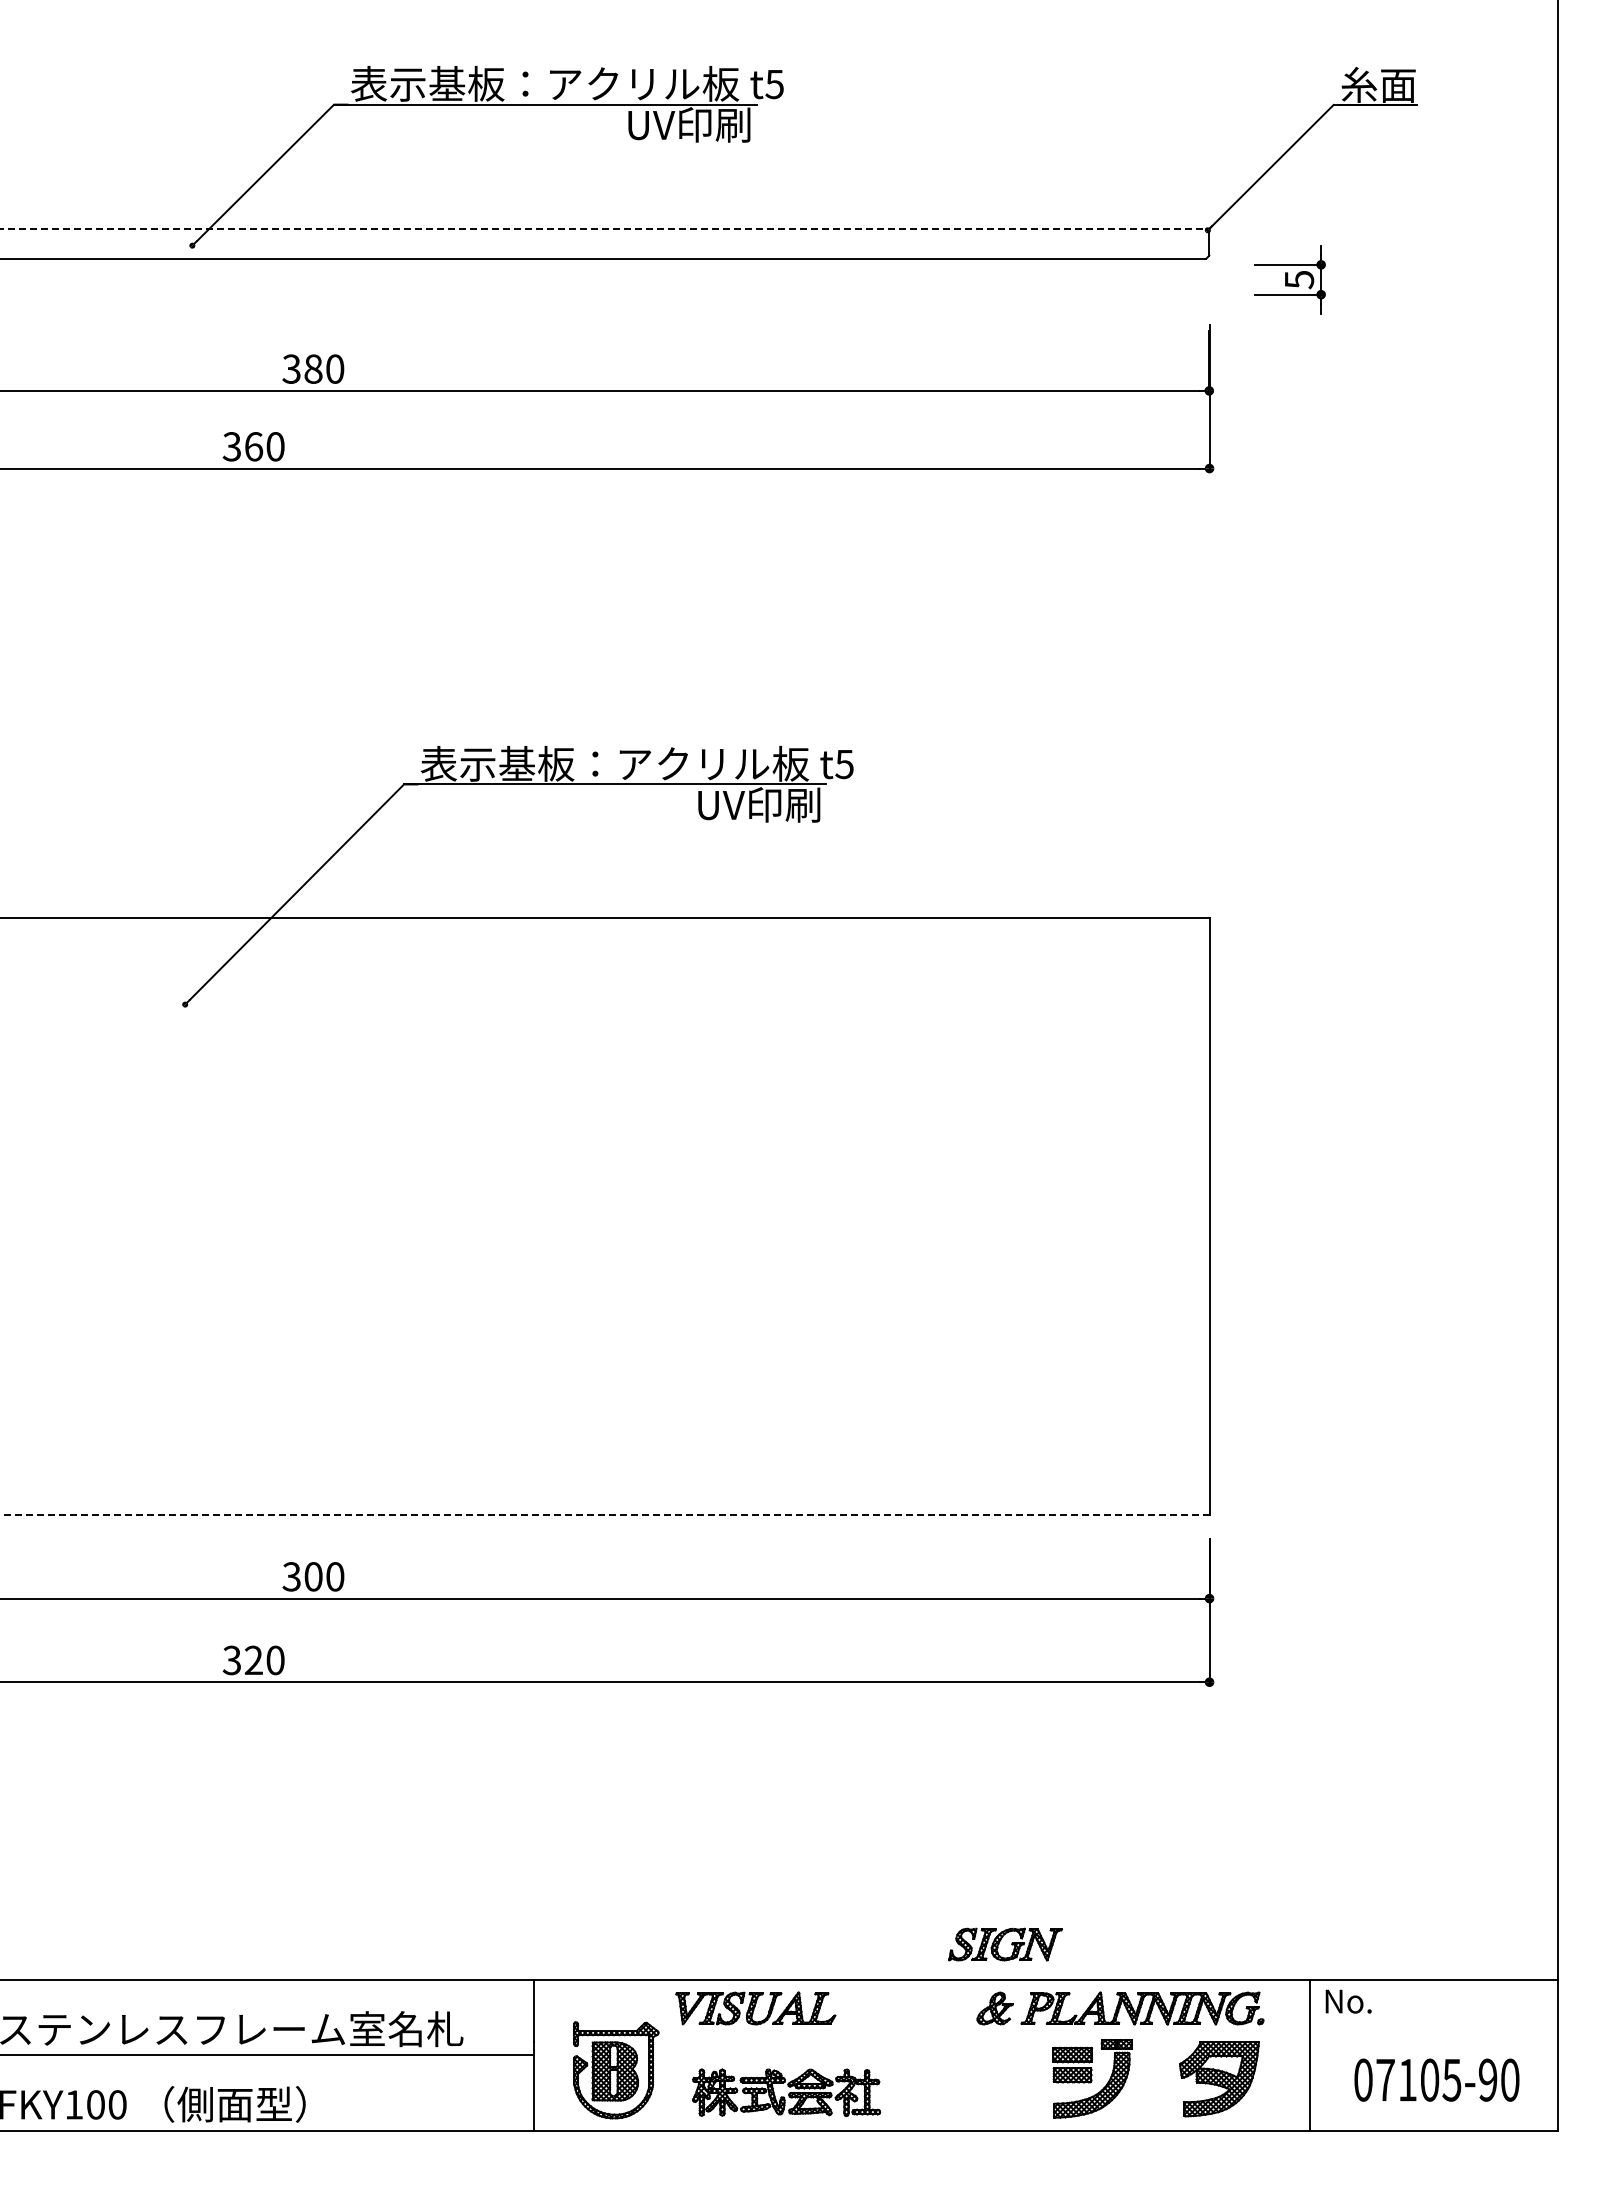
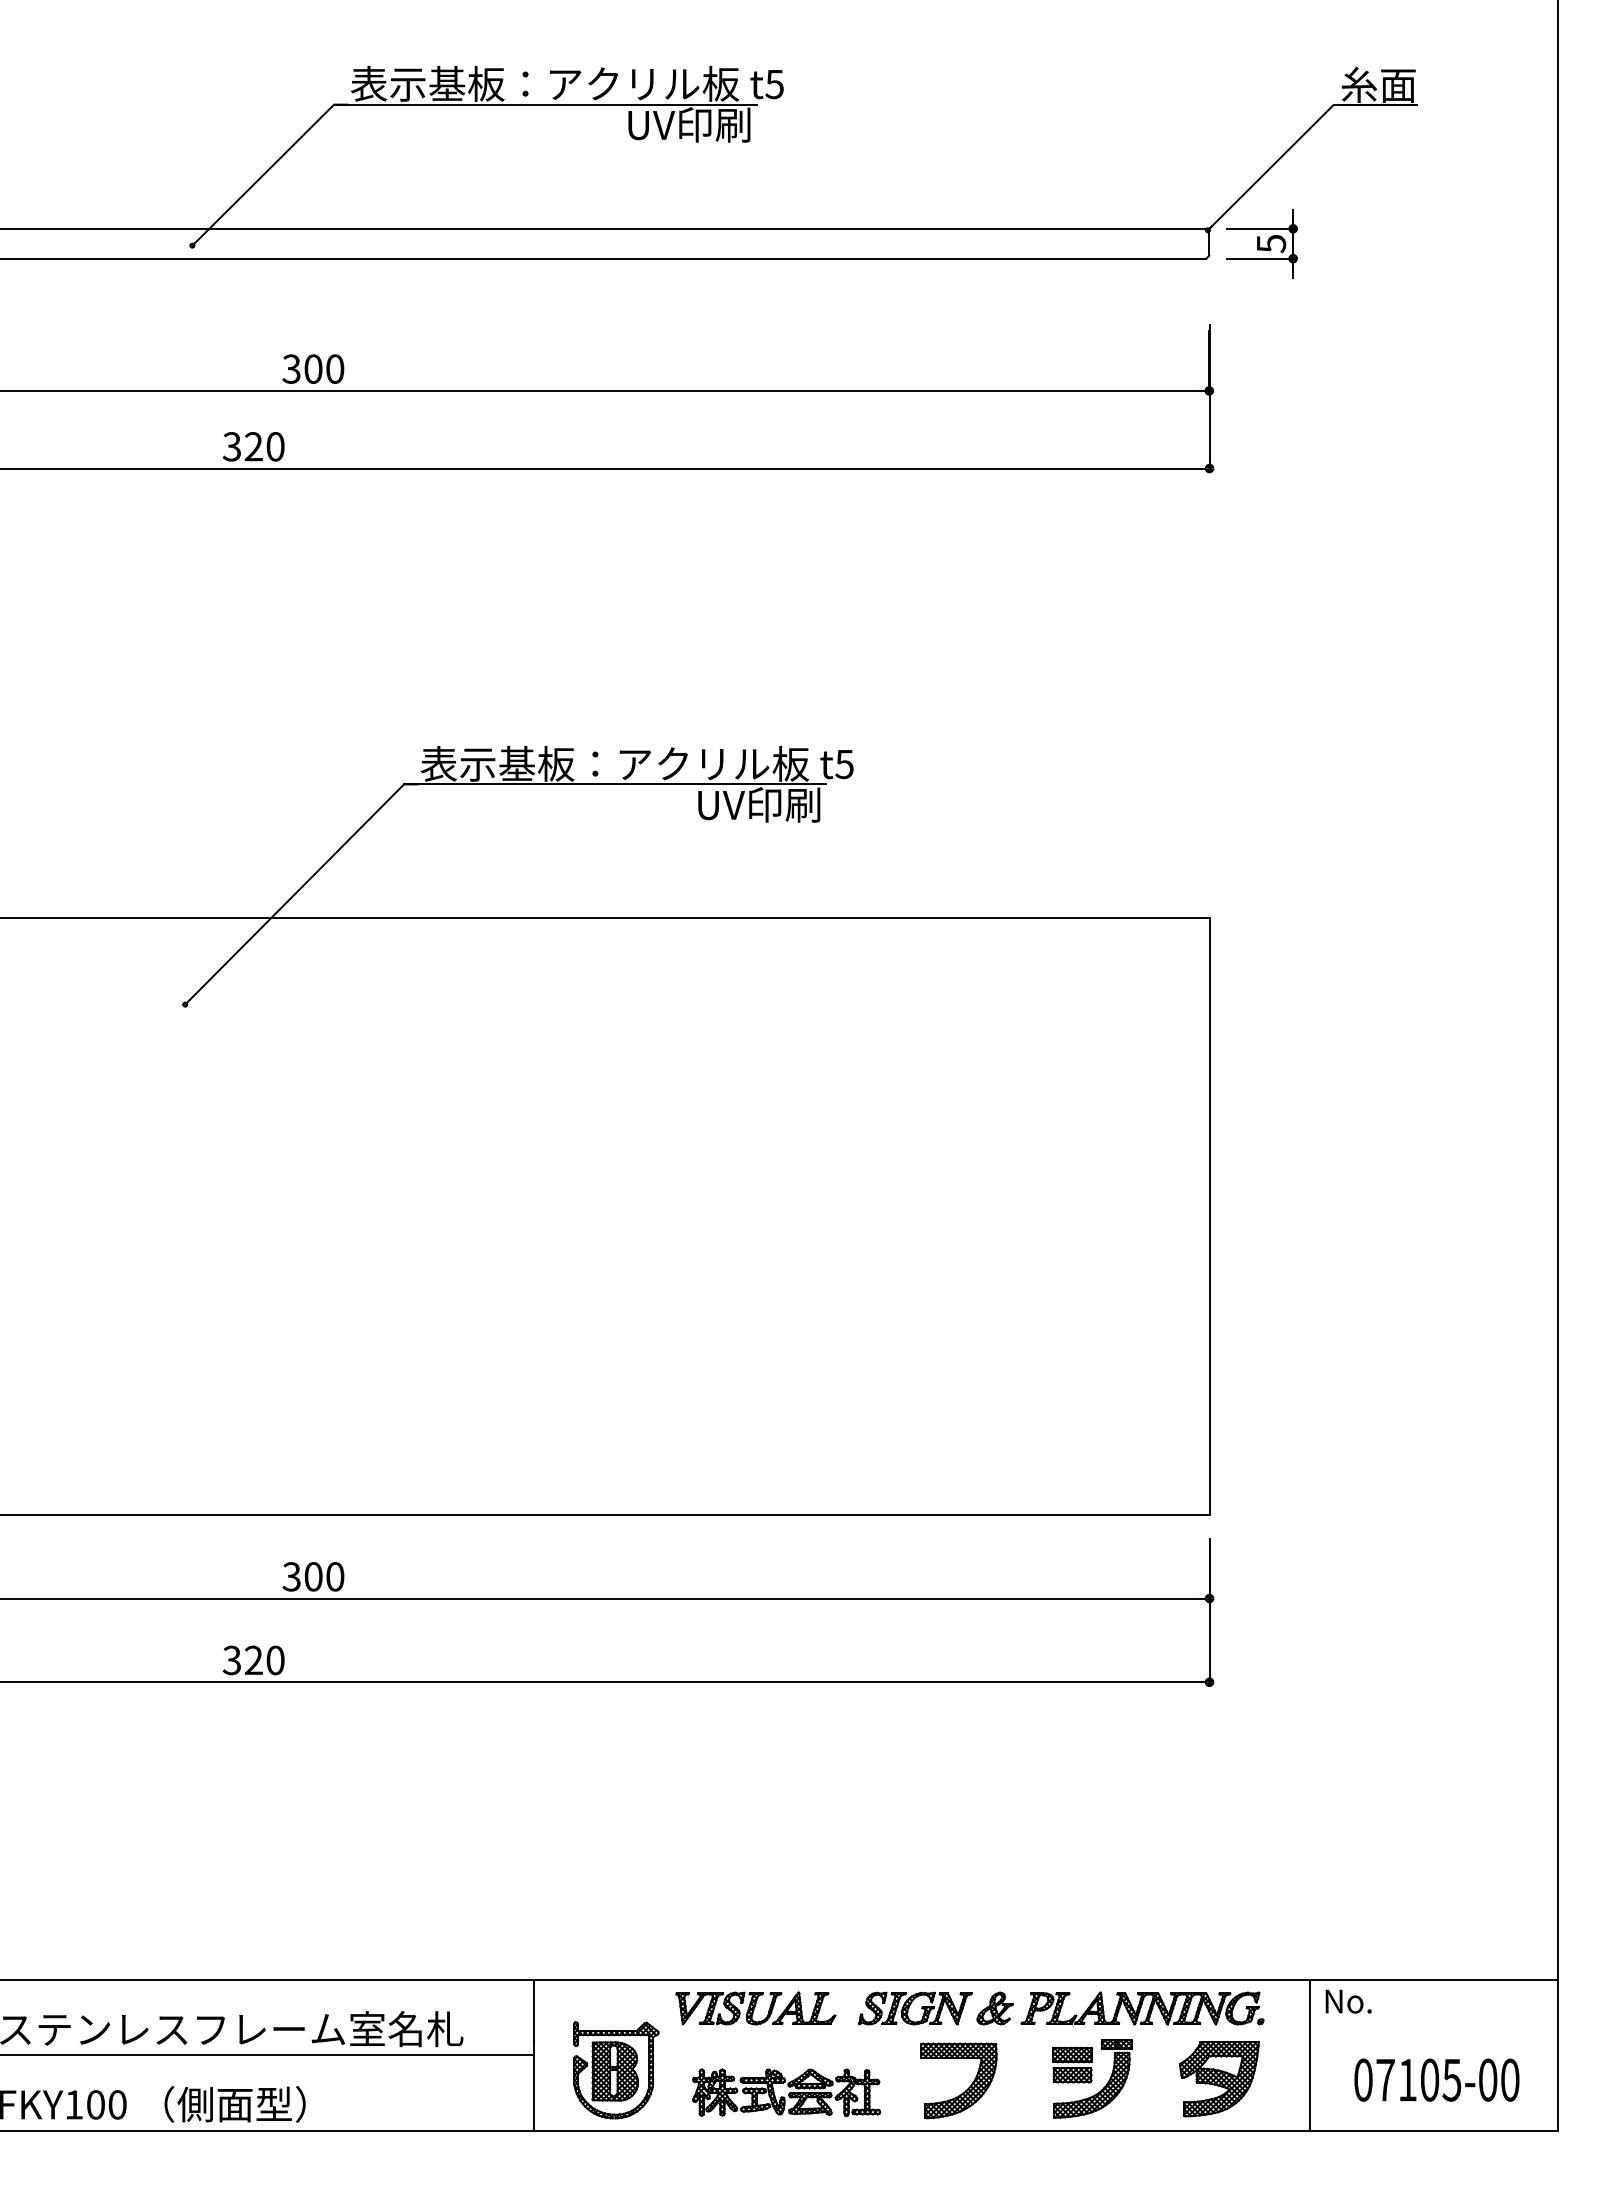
line: dashed -> solid (603, 228)
part position: (1289, 279) -> (1261, 243) (1261, 243)
text: 380 -> 300 (313, 369)
text: 360 -> 320 (253, 446)
line: dashed -> solid (604, 1515)
part position: (1005, 1944) -> (915, 2008) (915, 2008)
text: 07105-90 -> 07105-00 (1488, 2079)
part: none -> present (967, 2088)
